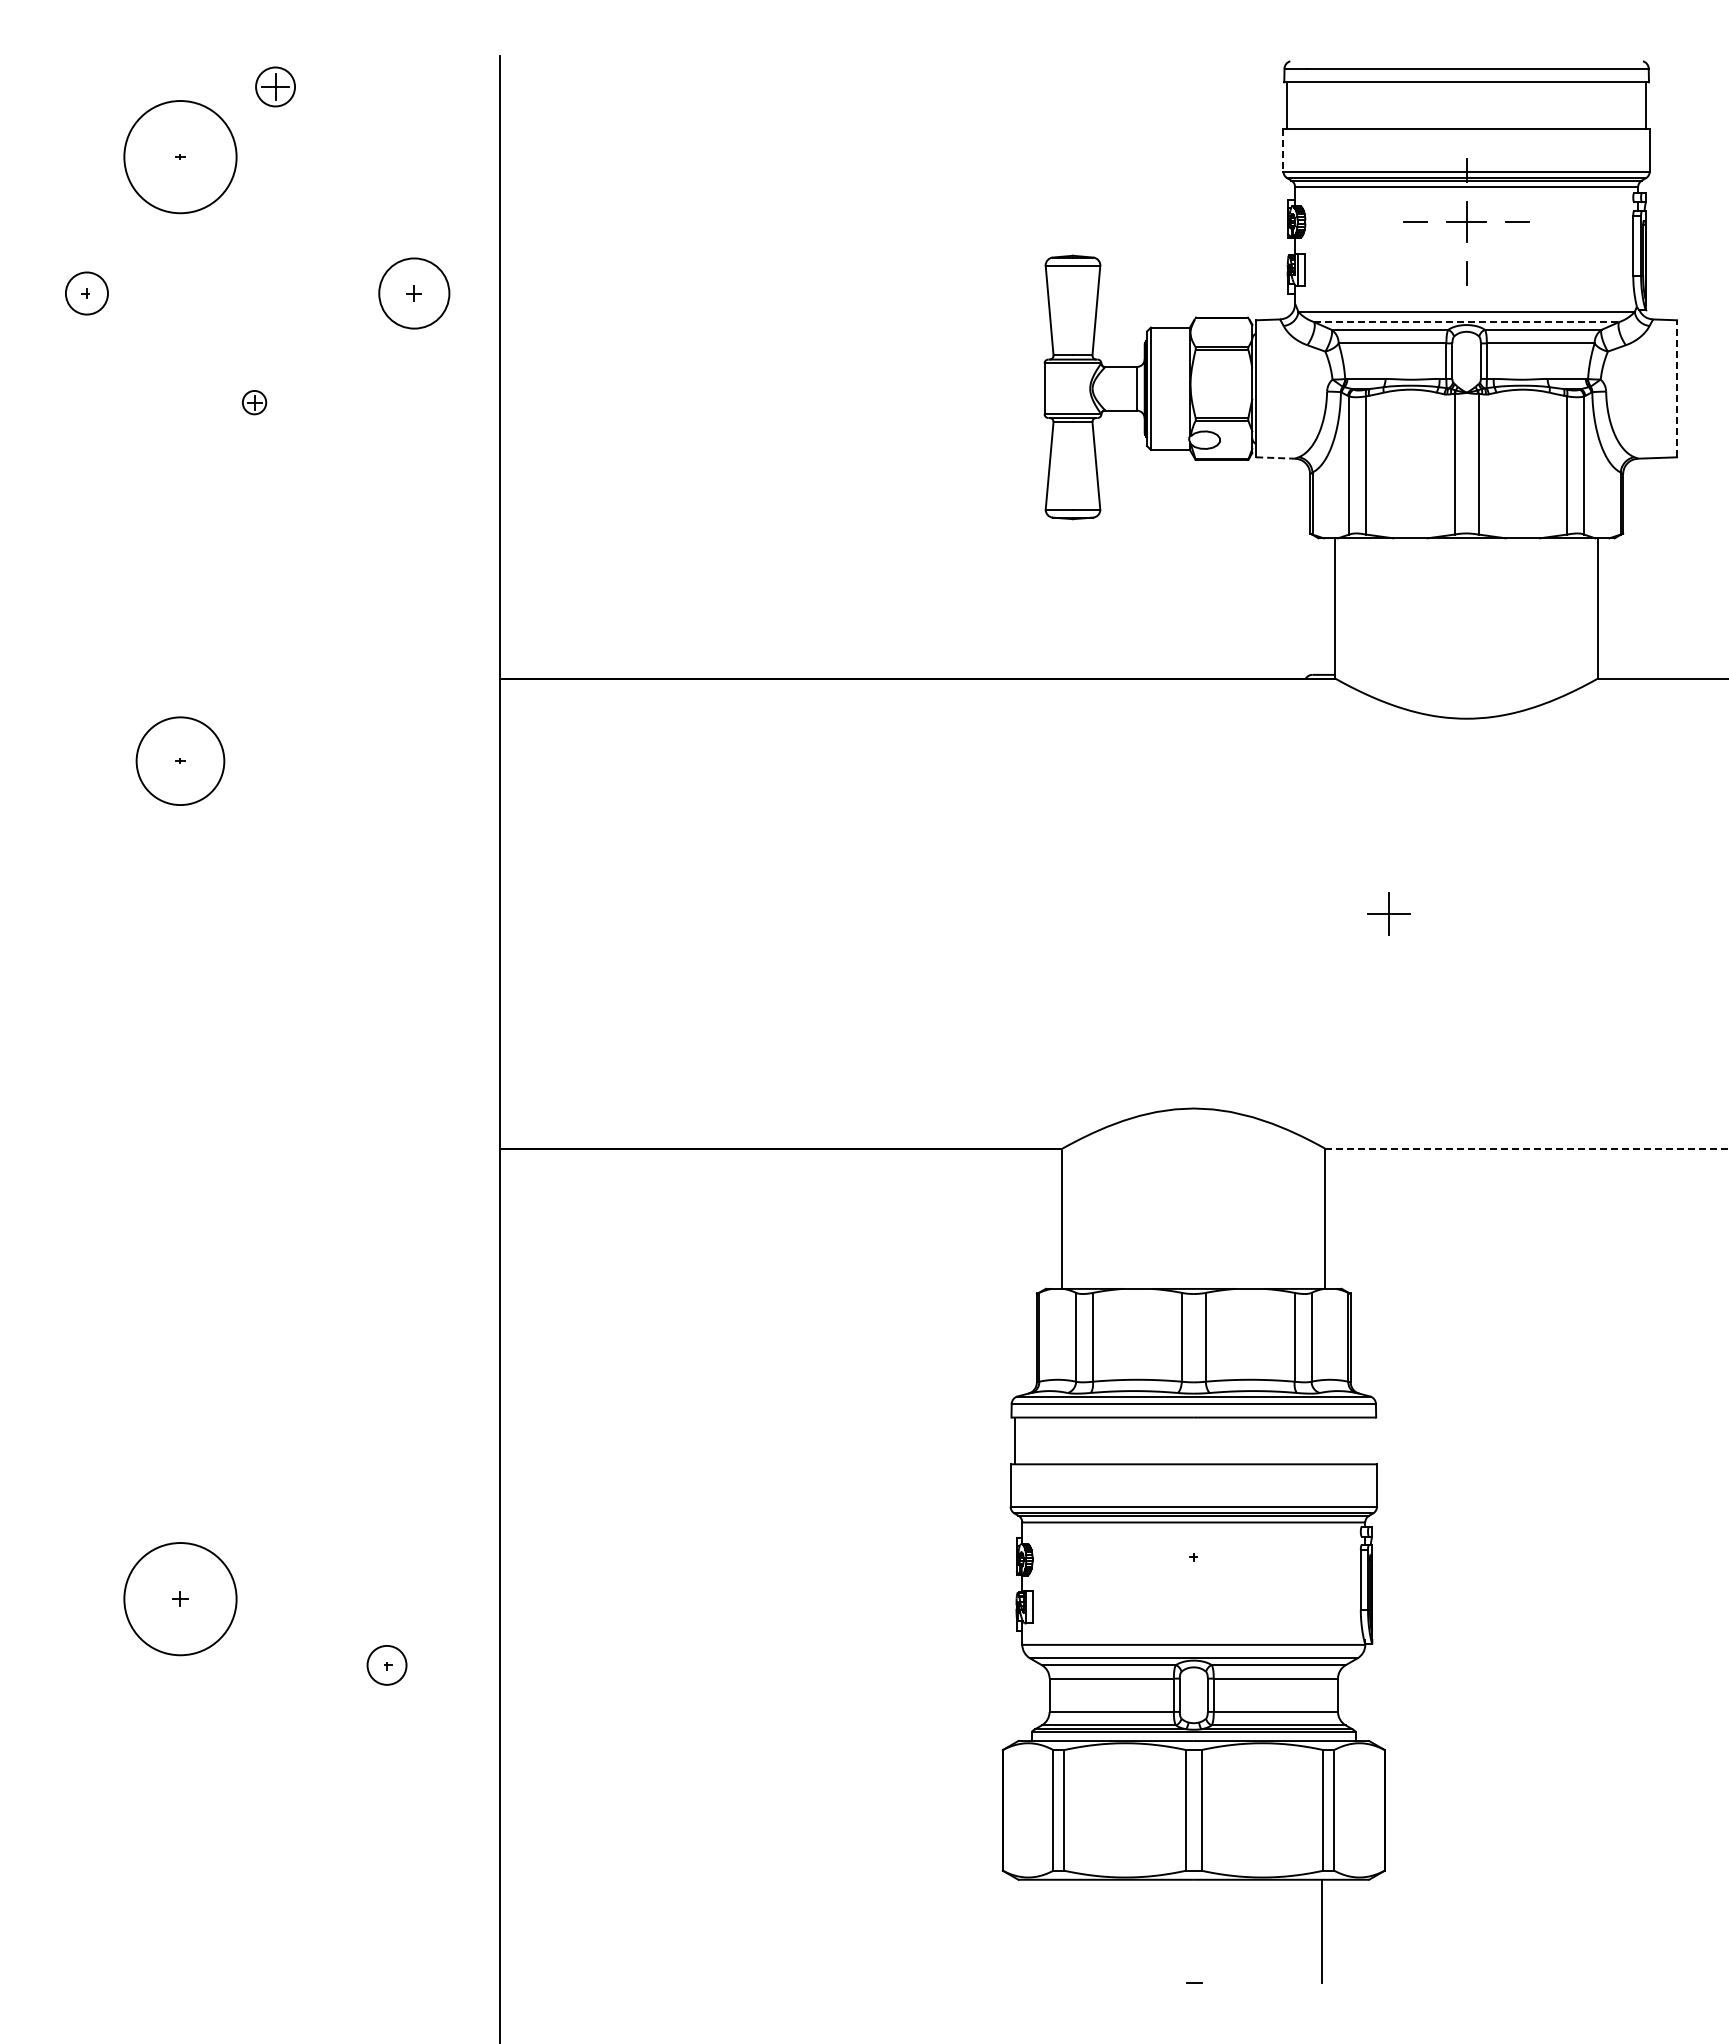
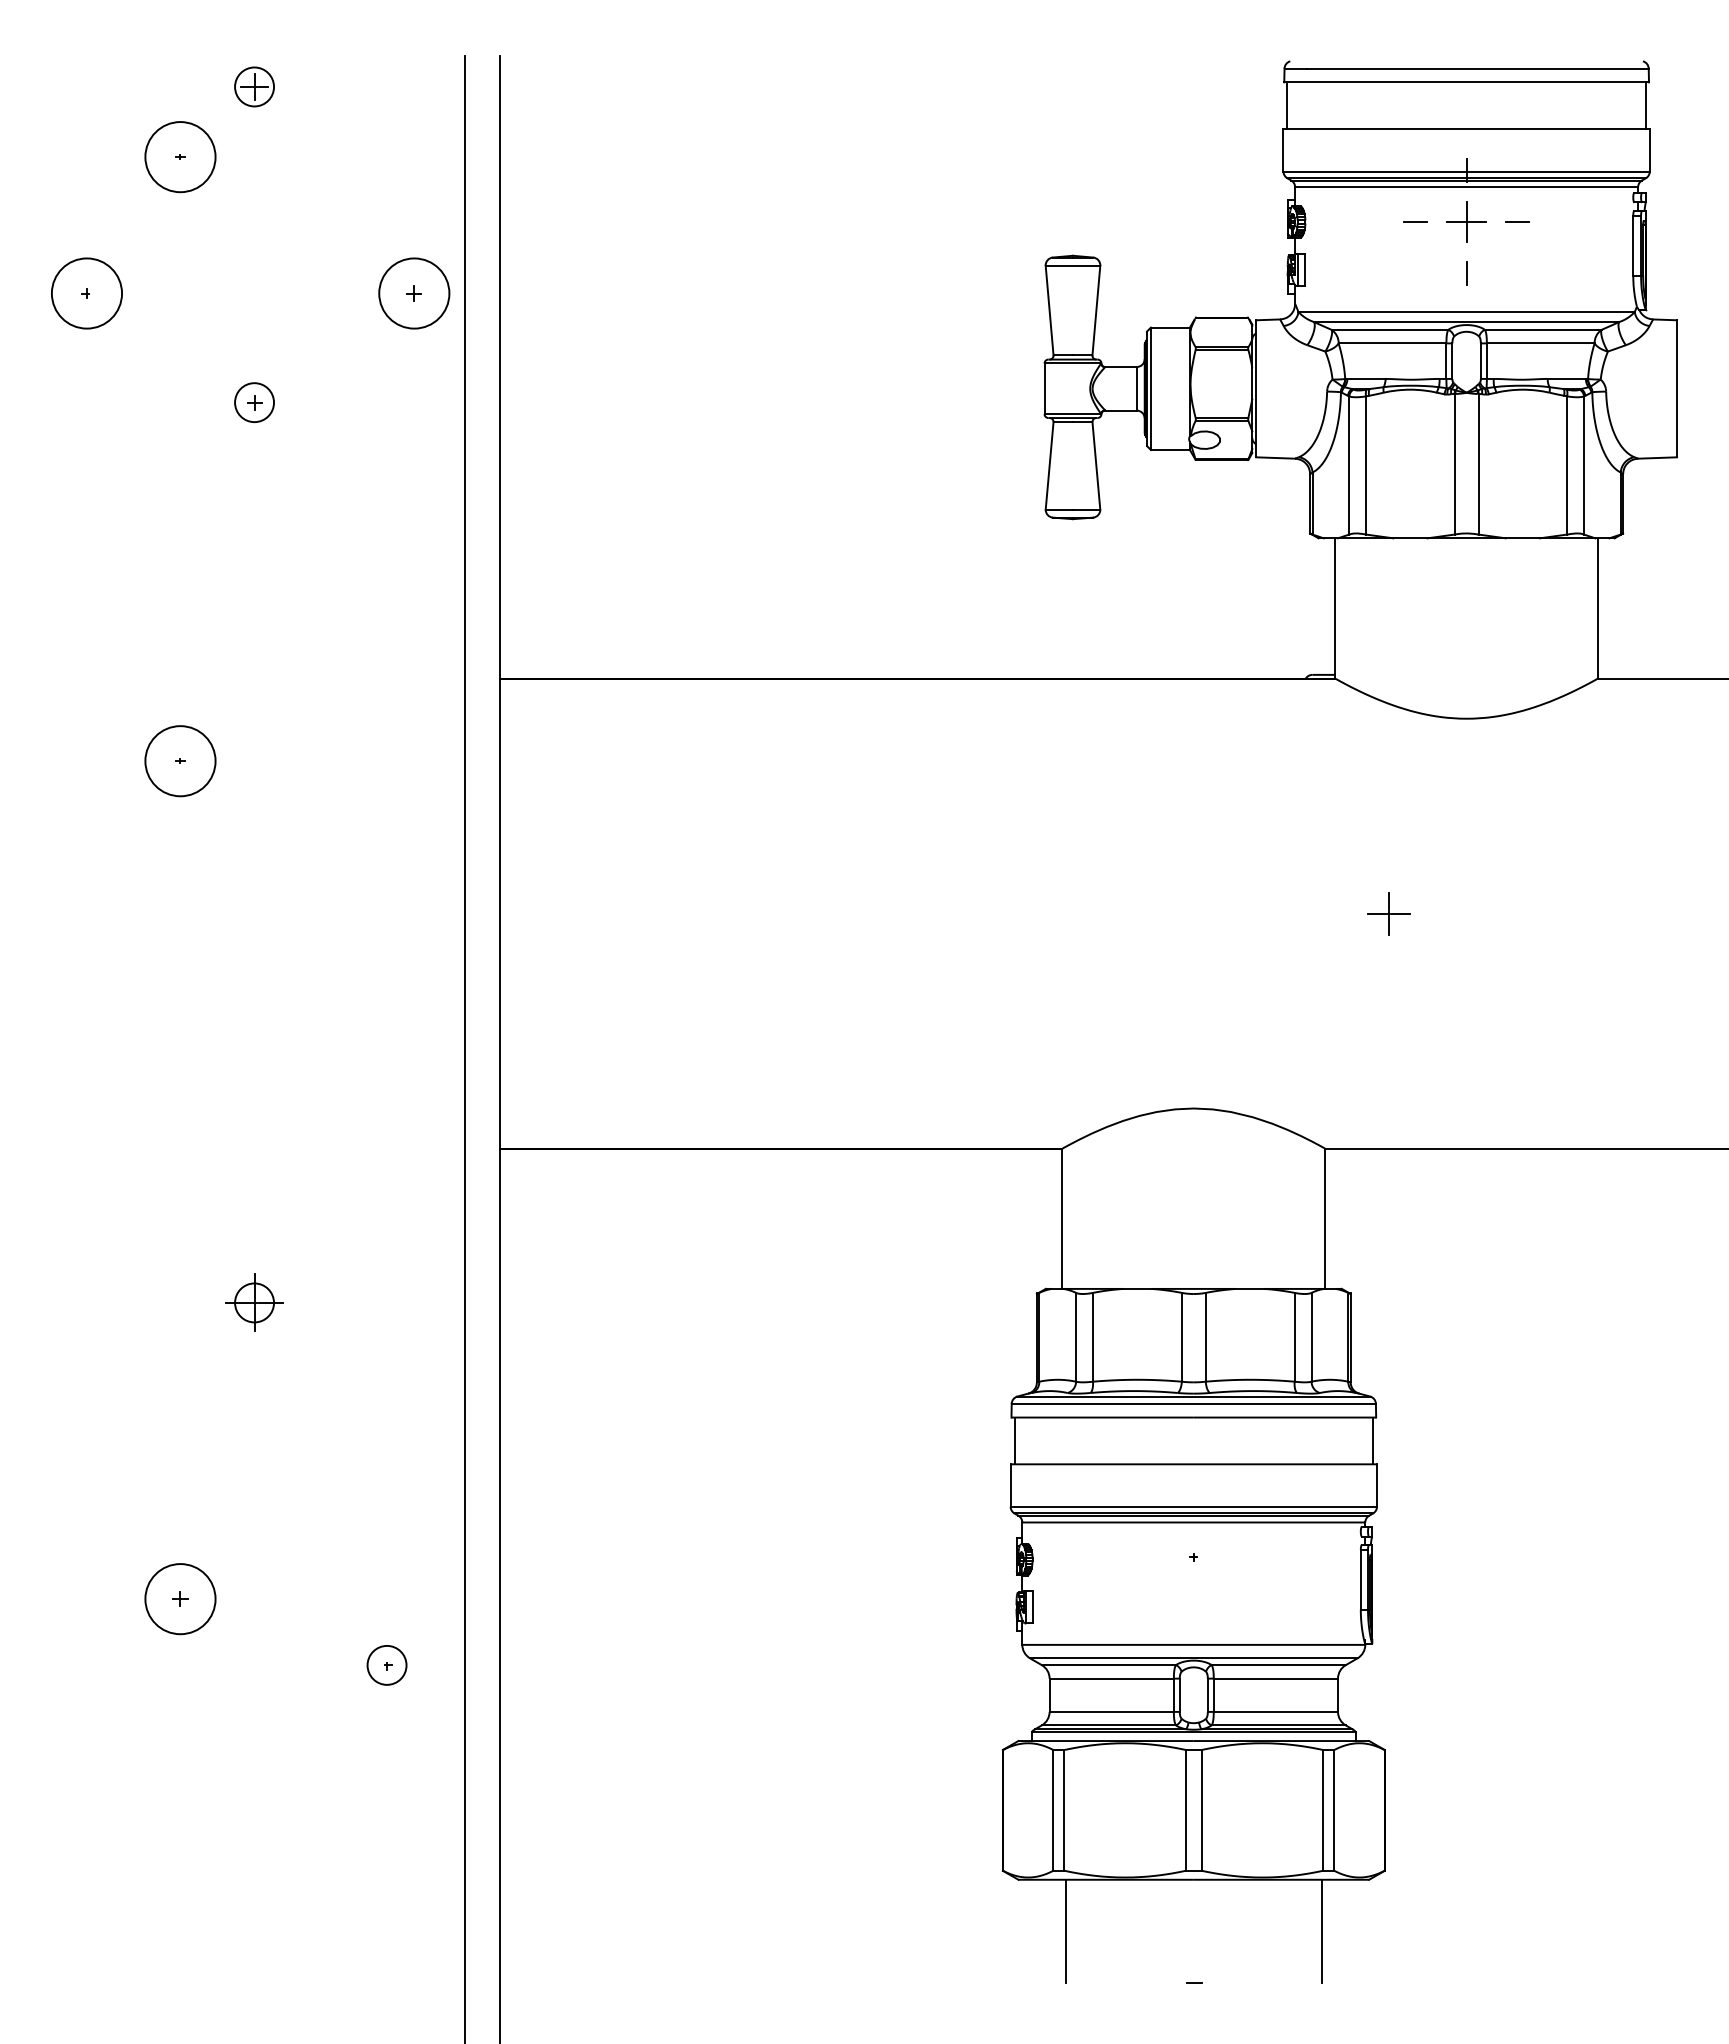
part position: (275, 86) -> (254, 86) (254, 86)
line: dashed -> solid (1283, 150)
circle diameter: 112 px -> 70 px (180, 157)
circle diameter: 42 px -> 70 px (86, 293)
line: dashed -> solid (1466, 322)
line: dashed -> solid (1677, 388)
circle diameter: 23 px -> 39 px (254, 402)
line: dashed -> solid (1276, 458)
circle diameter: 88 px -> 70 px (180, 761)
line: none -> present (465, 1047)
line: dashed -> solid (1526, 1148)
part: none -> present (254, 1302)
line: none -> present (1373, 1440)
circle diameter: 112 px -> 70 px (180, 1599)
line: none -> present (1065, 1930)
